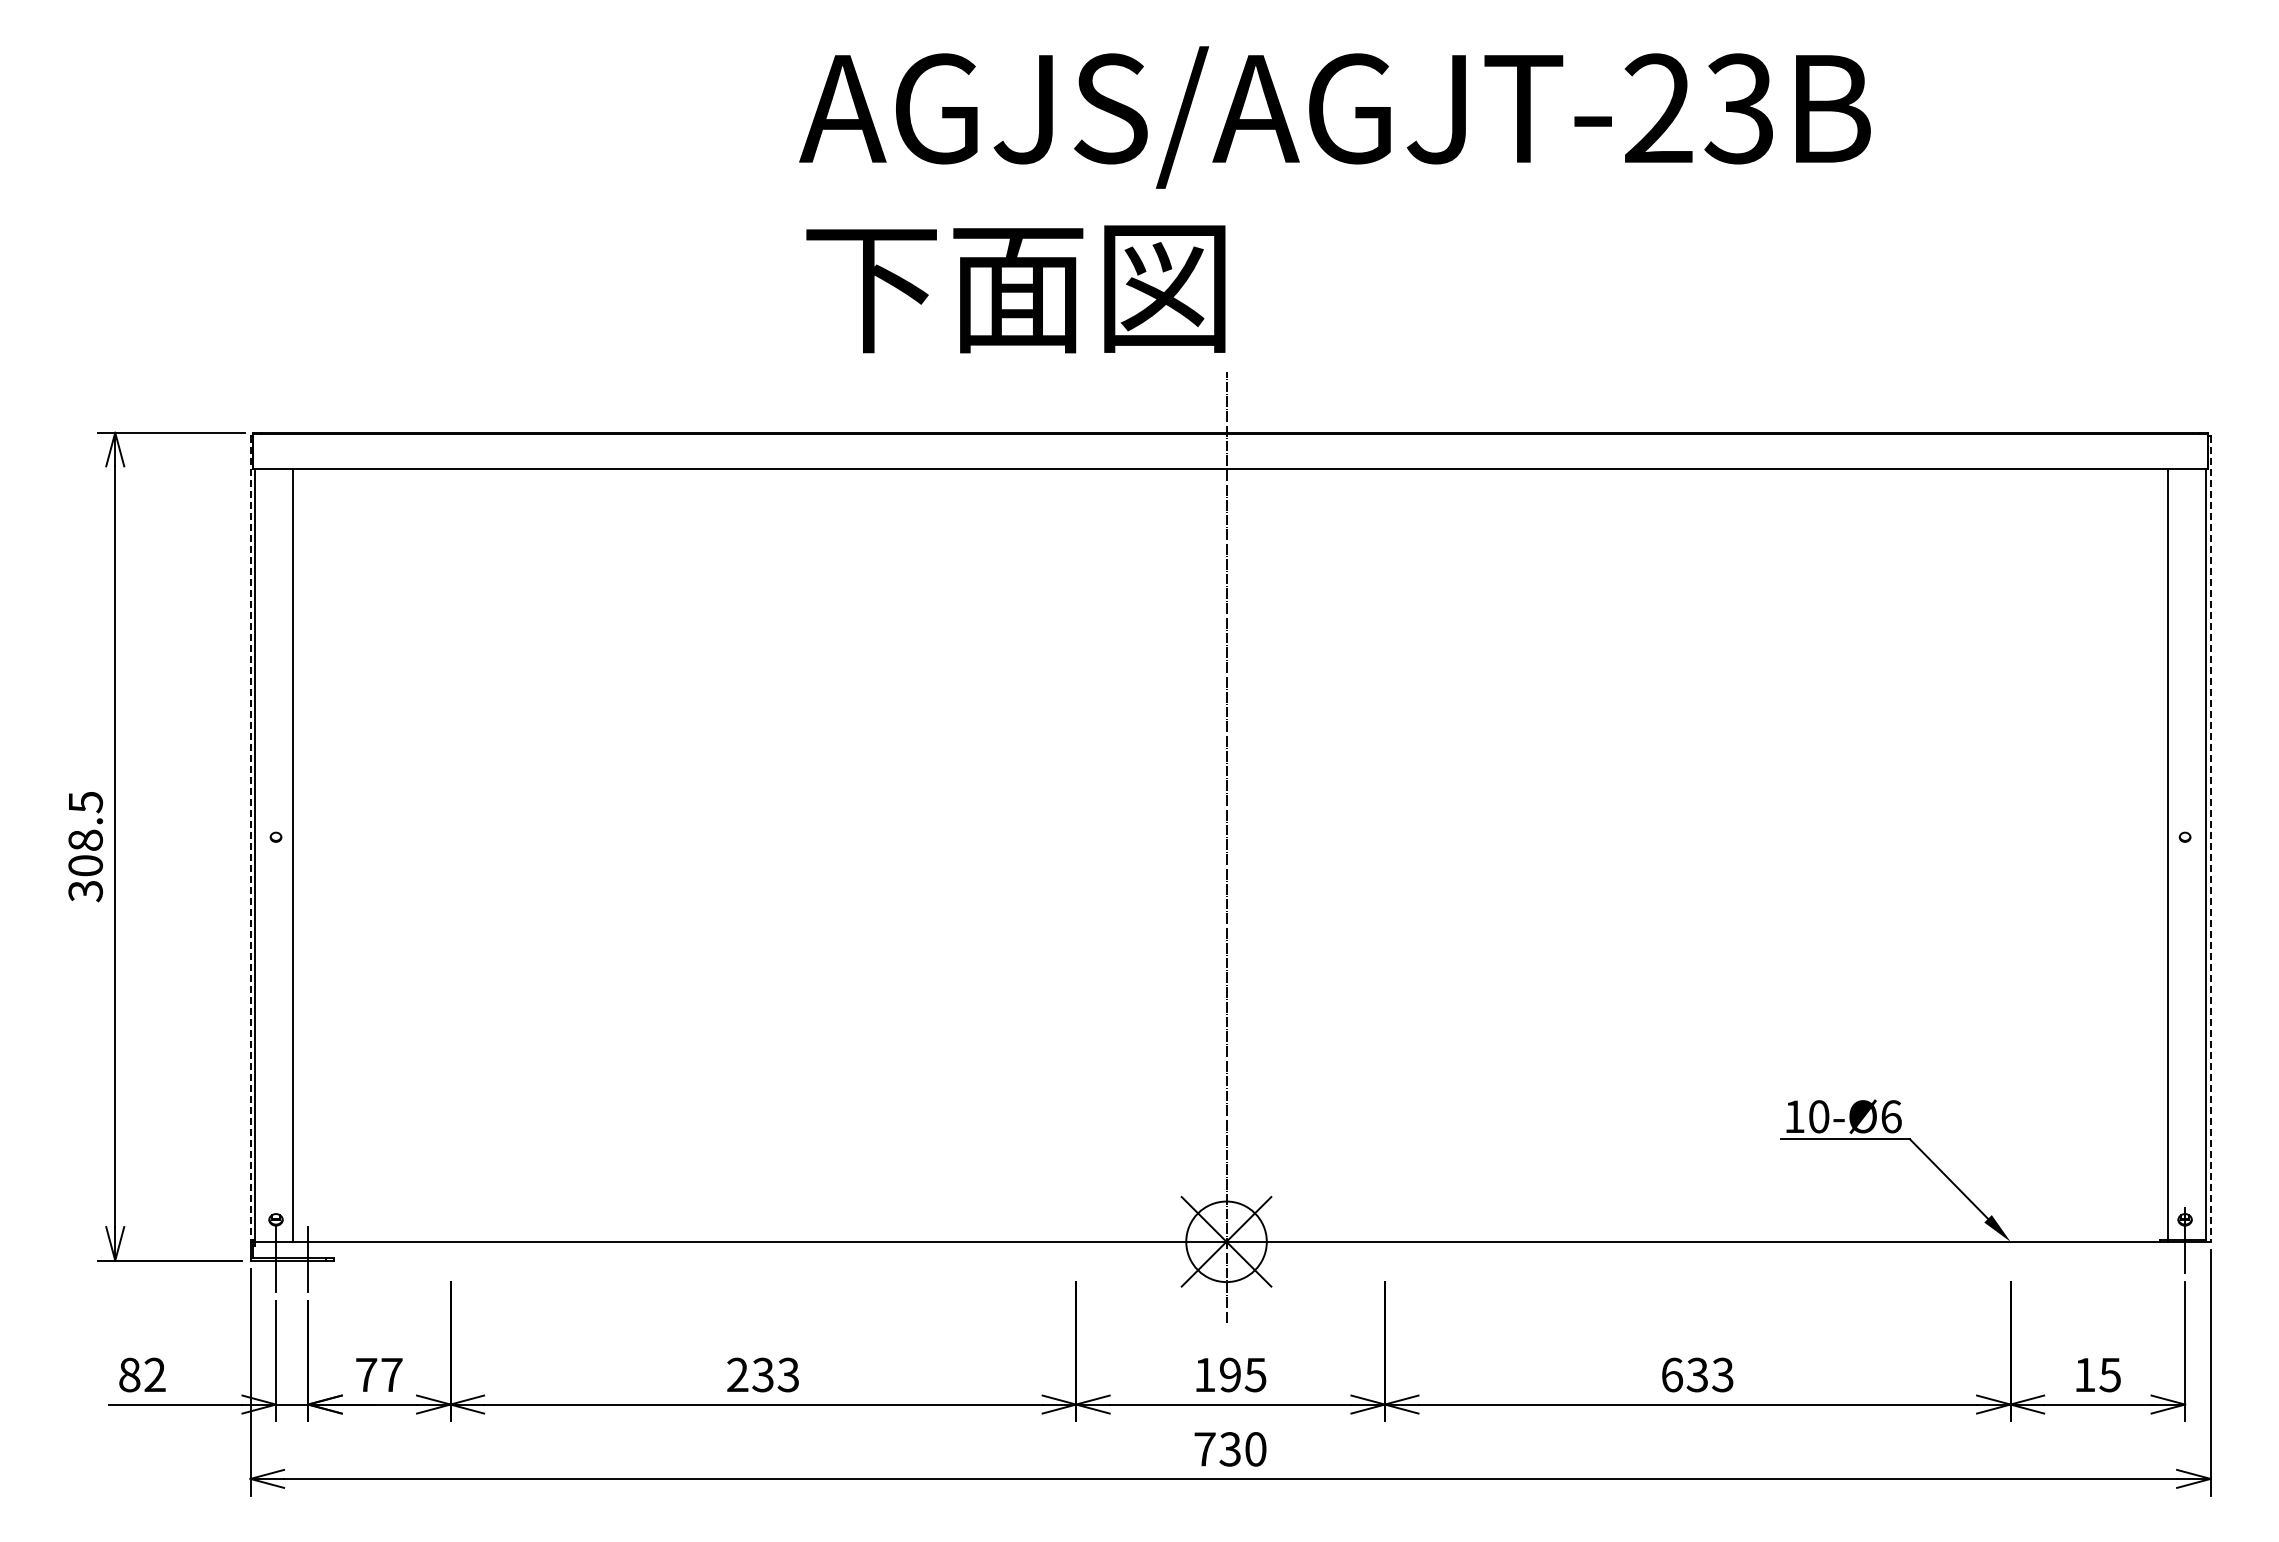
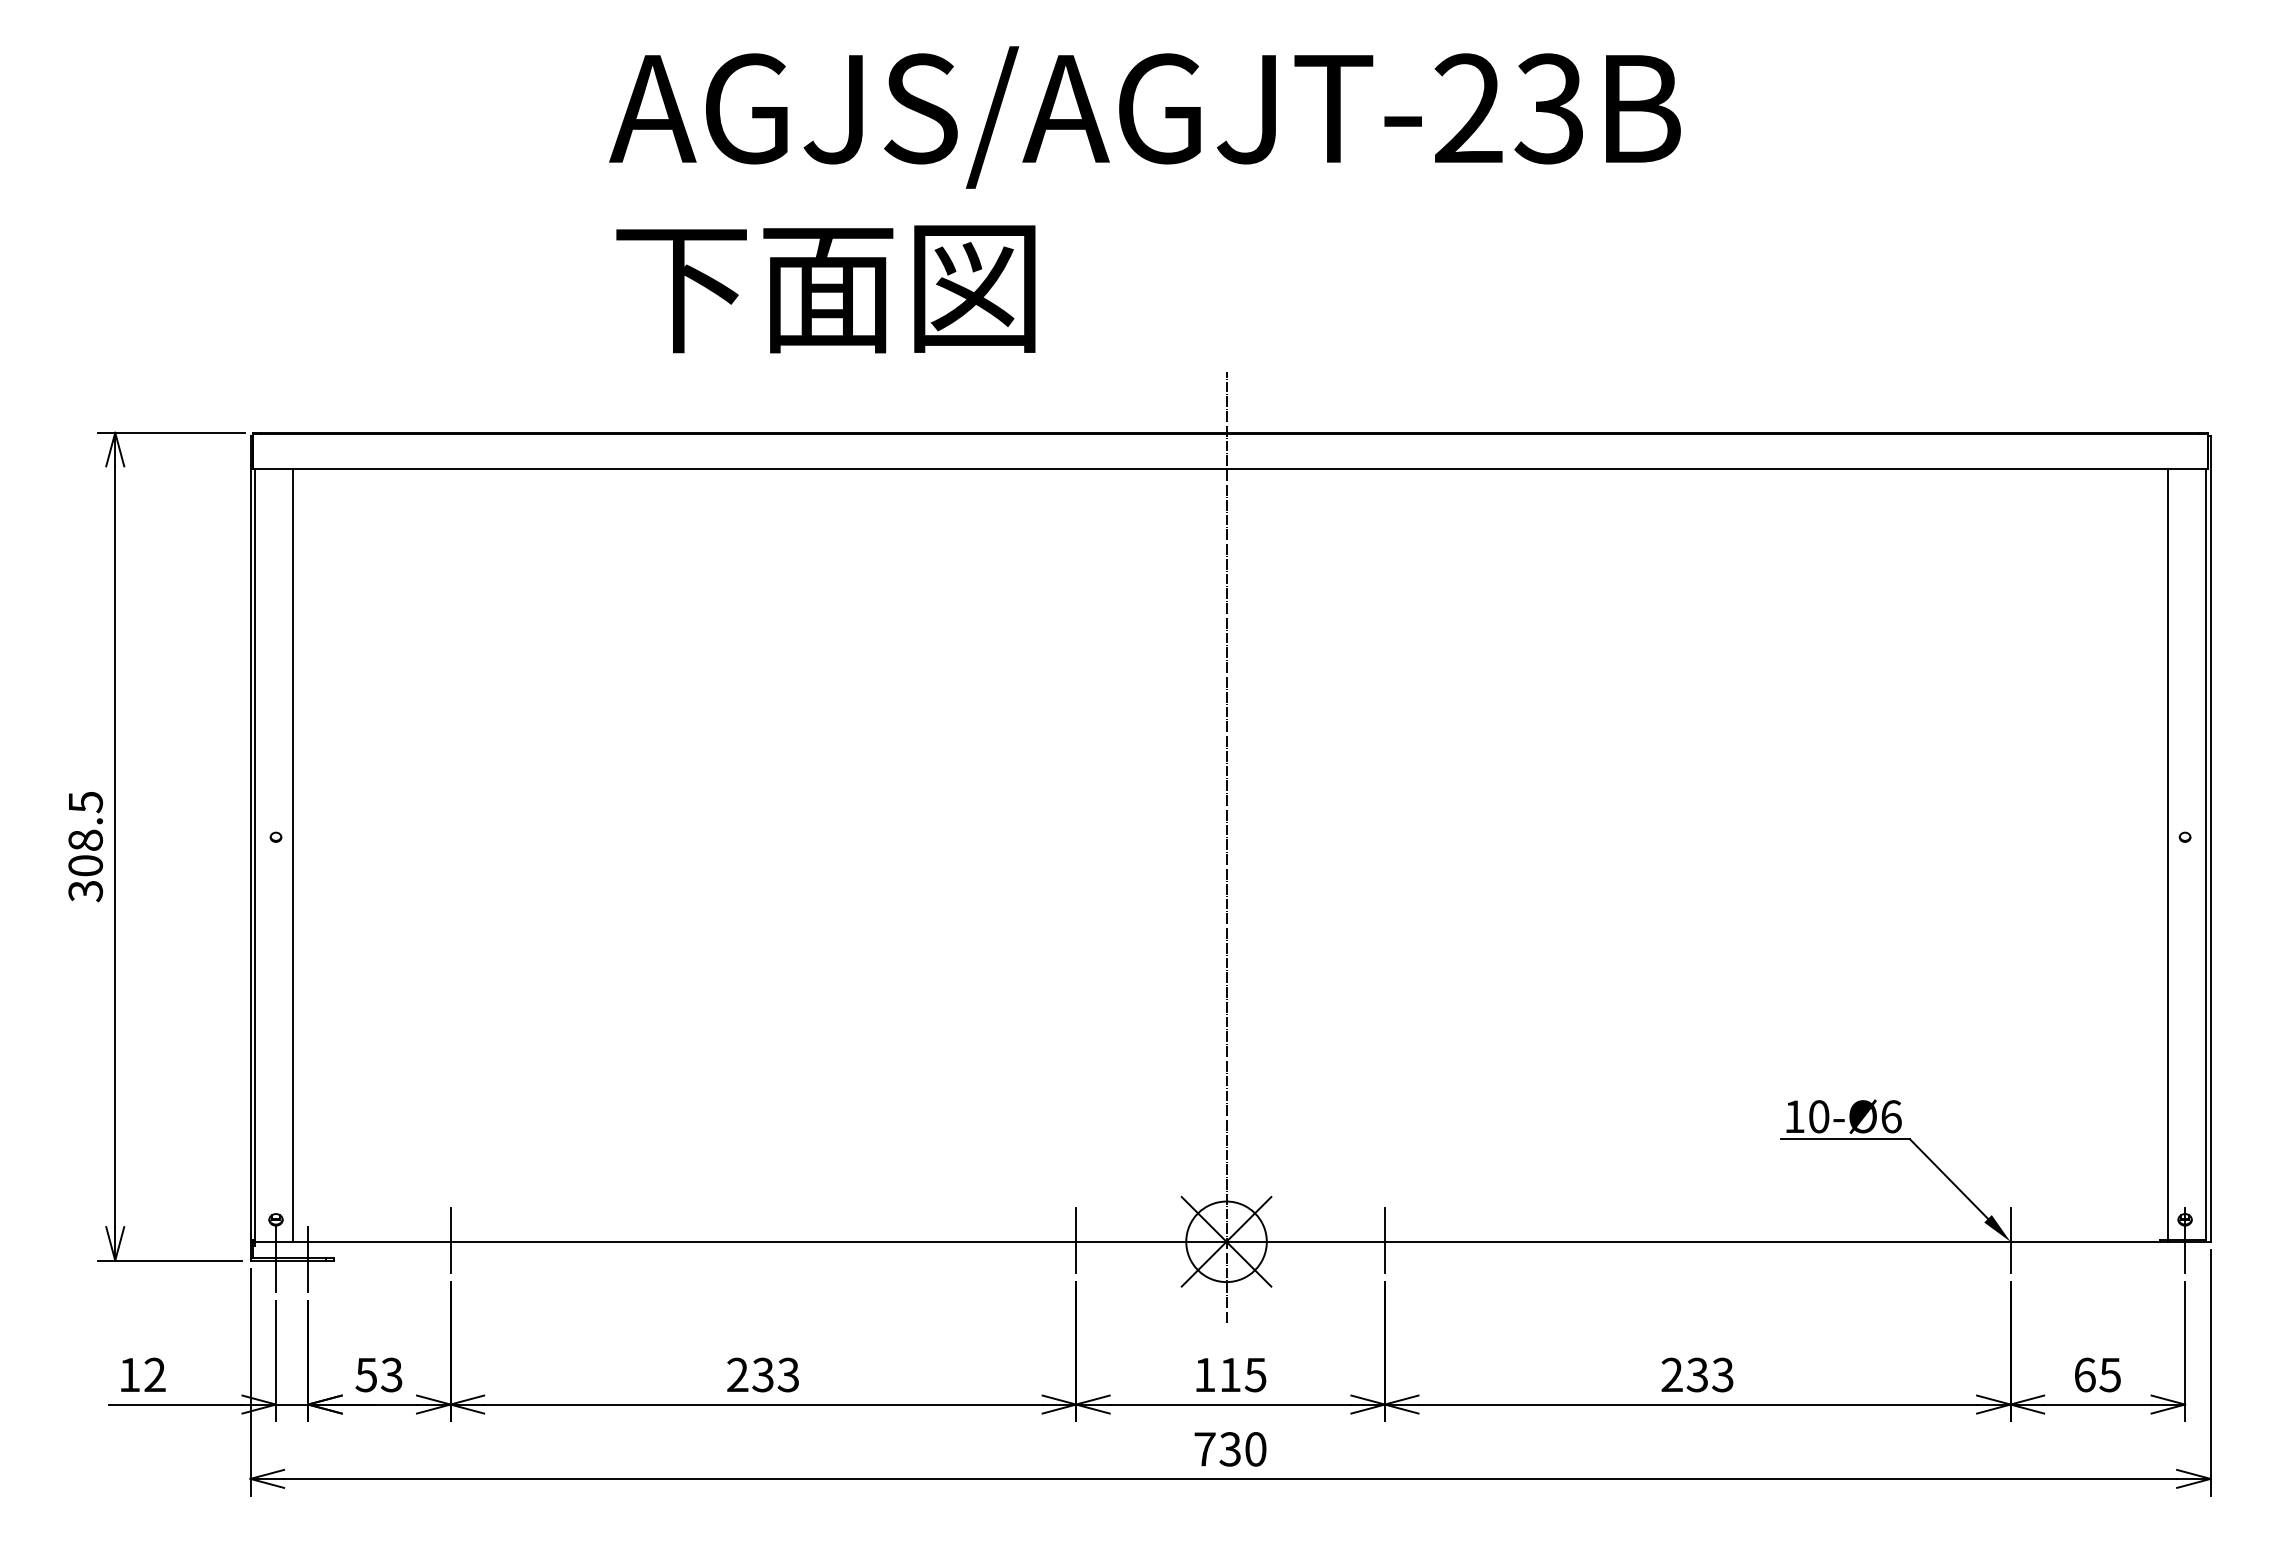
text position: (1334, 199) -> (1144, 199) (1144, 199)
line: dashed -> solid (250, 839)
line: dashed -> solid (2210, 839)
line: none -> present (450, 1240)
line: none -> present (1076, 1240)
line: none -> present (1384, 1240)
line: none -> present (2010, 1240)
text: 82 -> 12 (129, 1374)
text: 77 -> 53 (378, 1374)
text: 195 -> 115 (1230, 1374)
text: 633 -> 233 (1672, 1374)
text: 15 -> 65 (2085, 1374)
